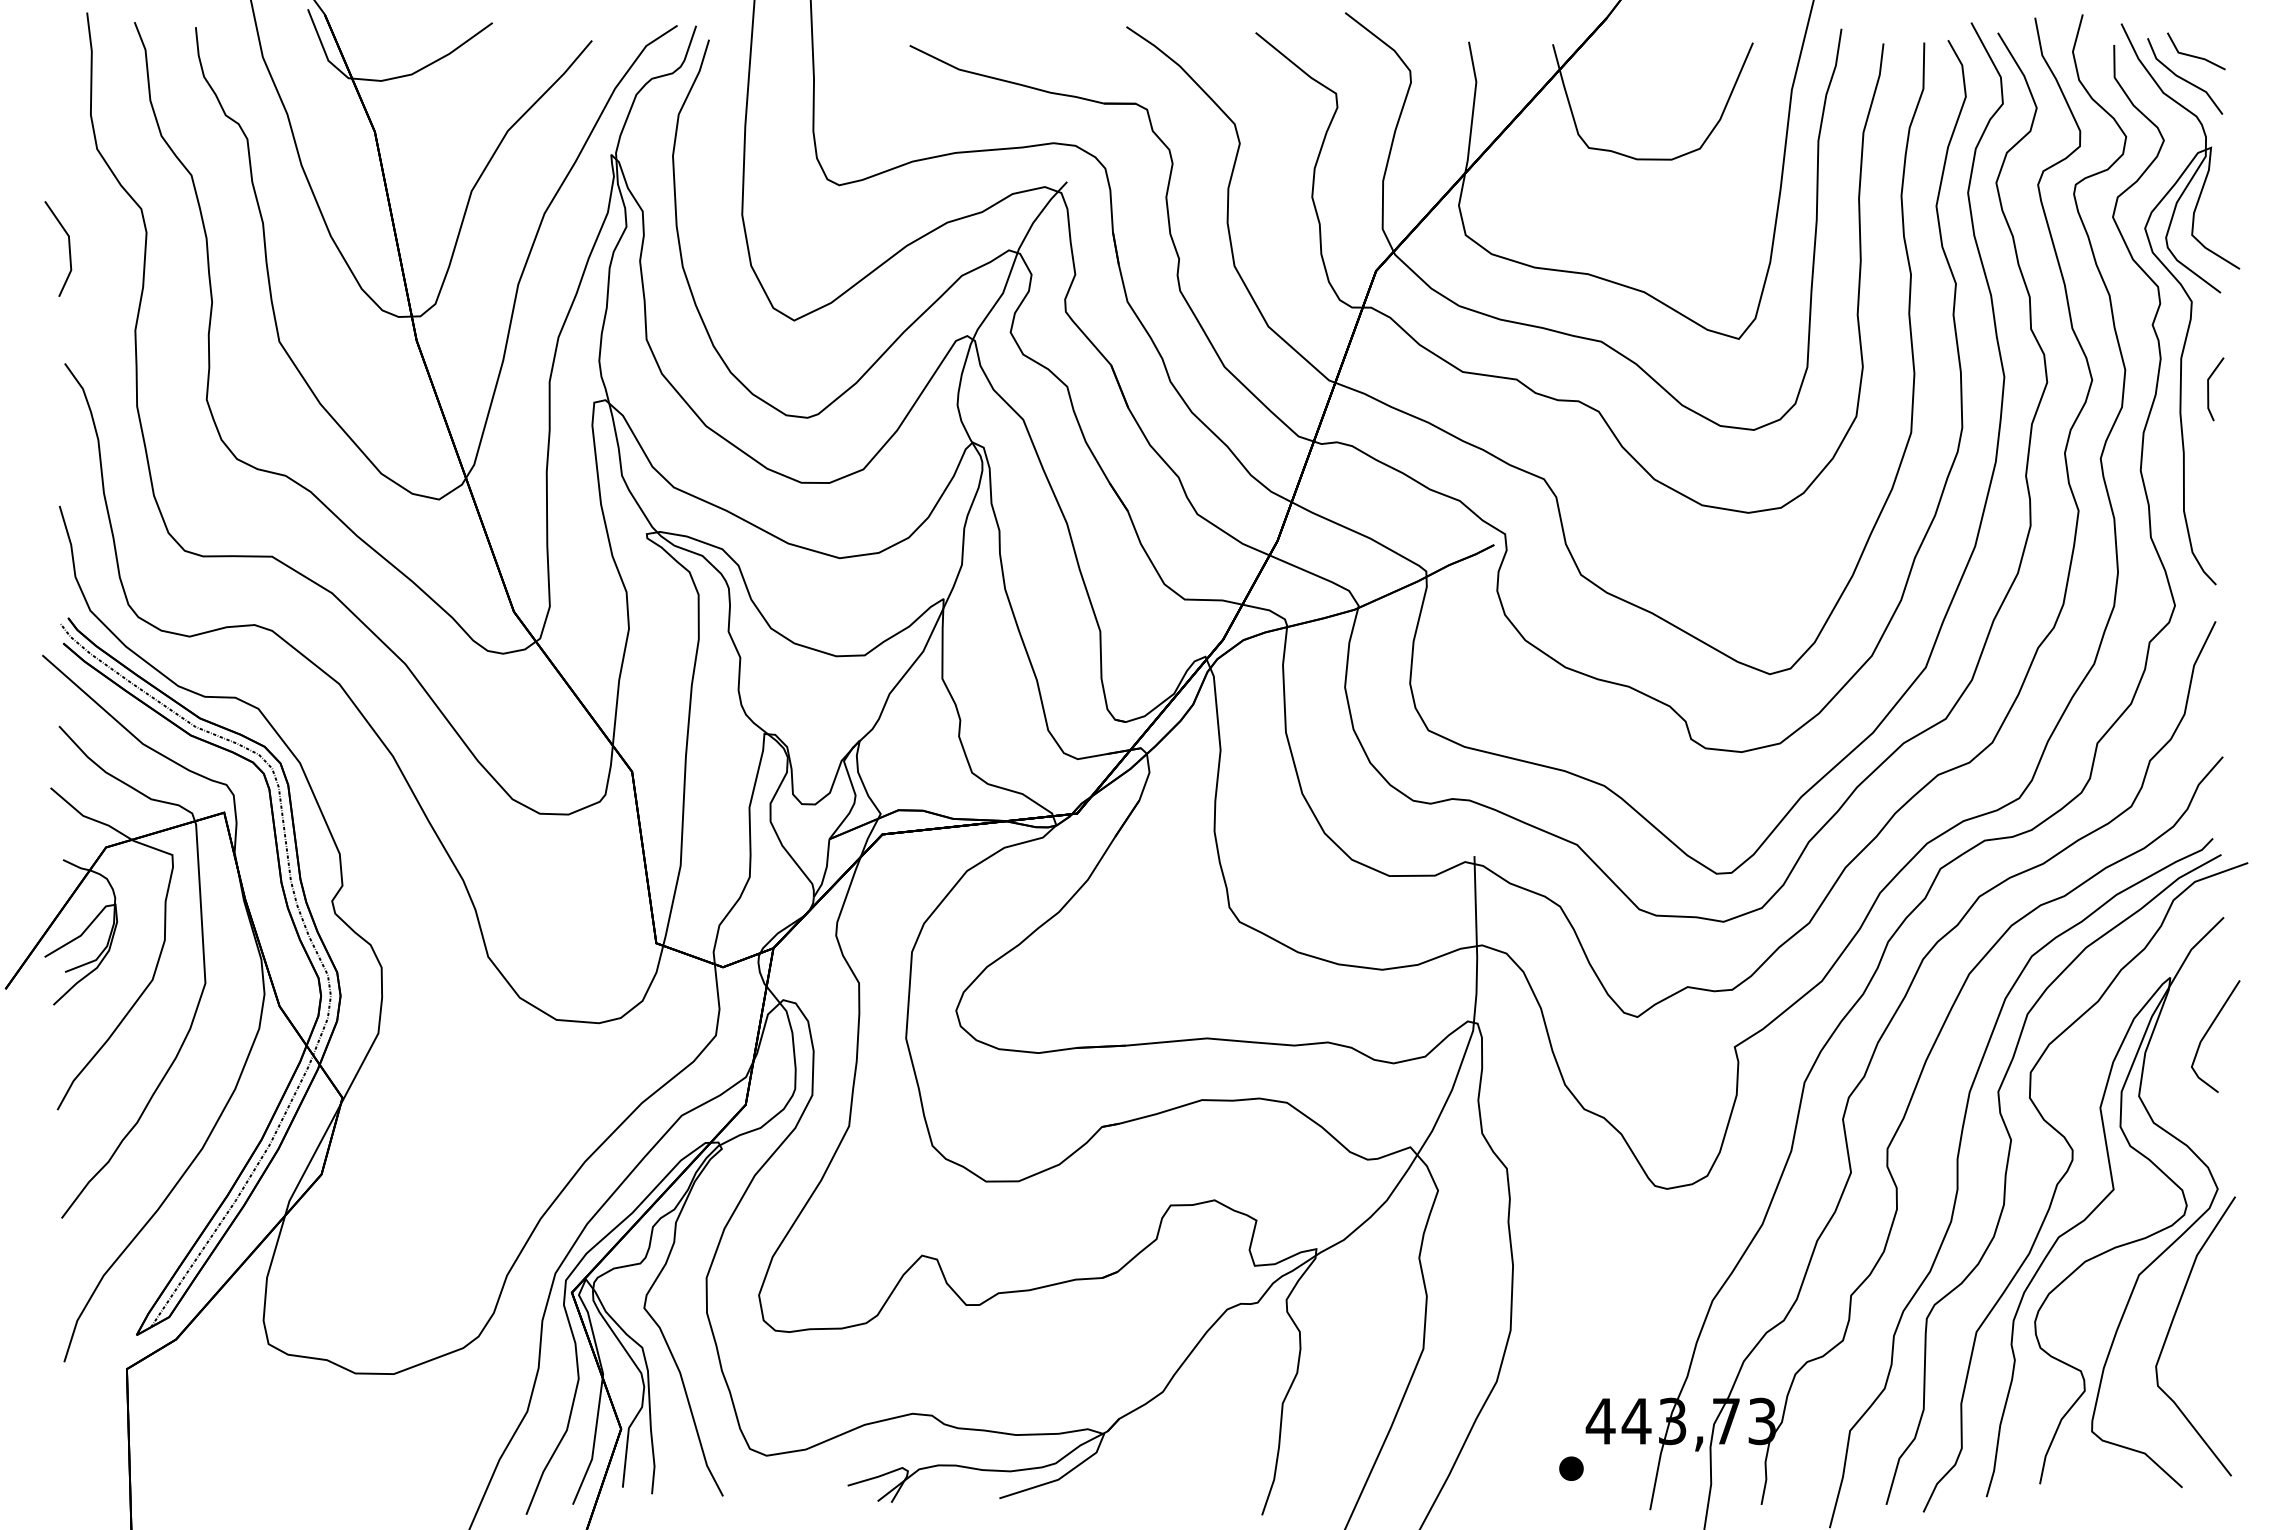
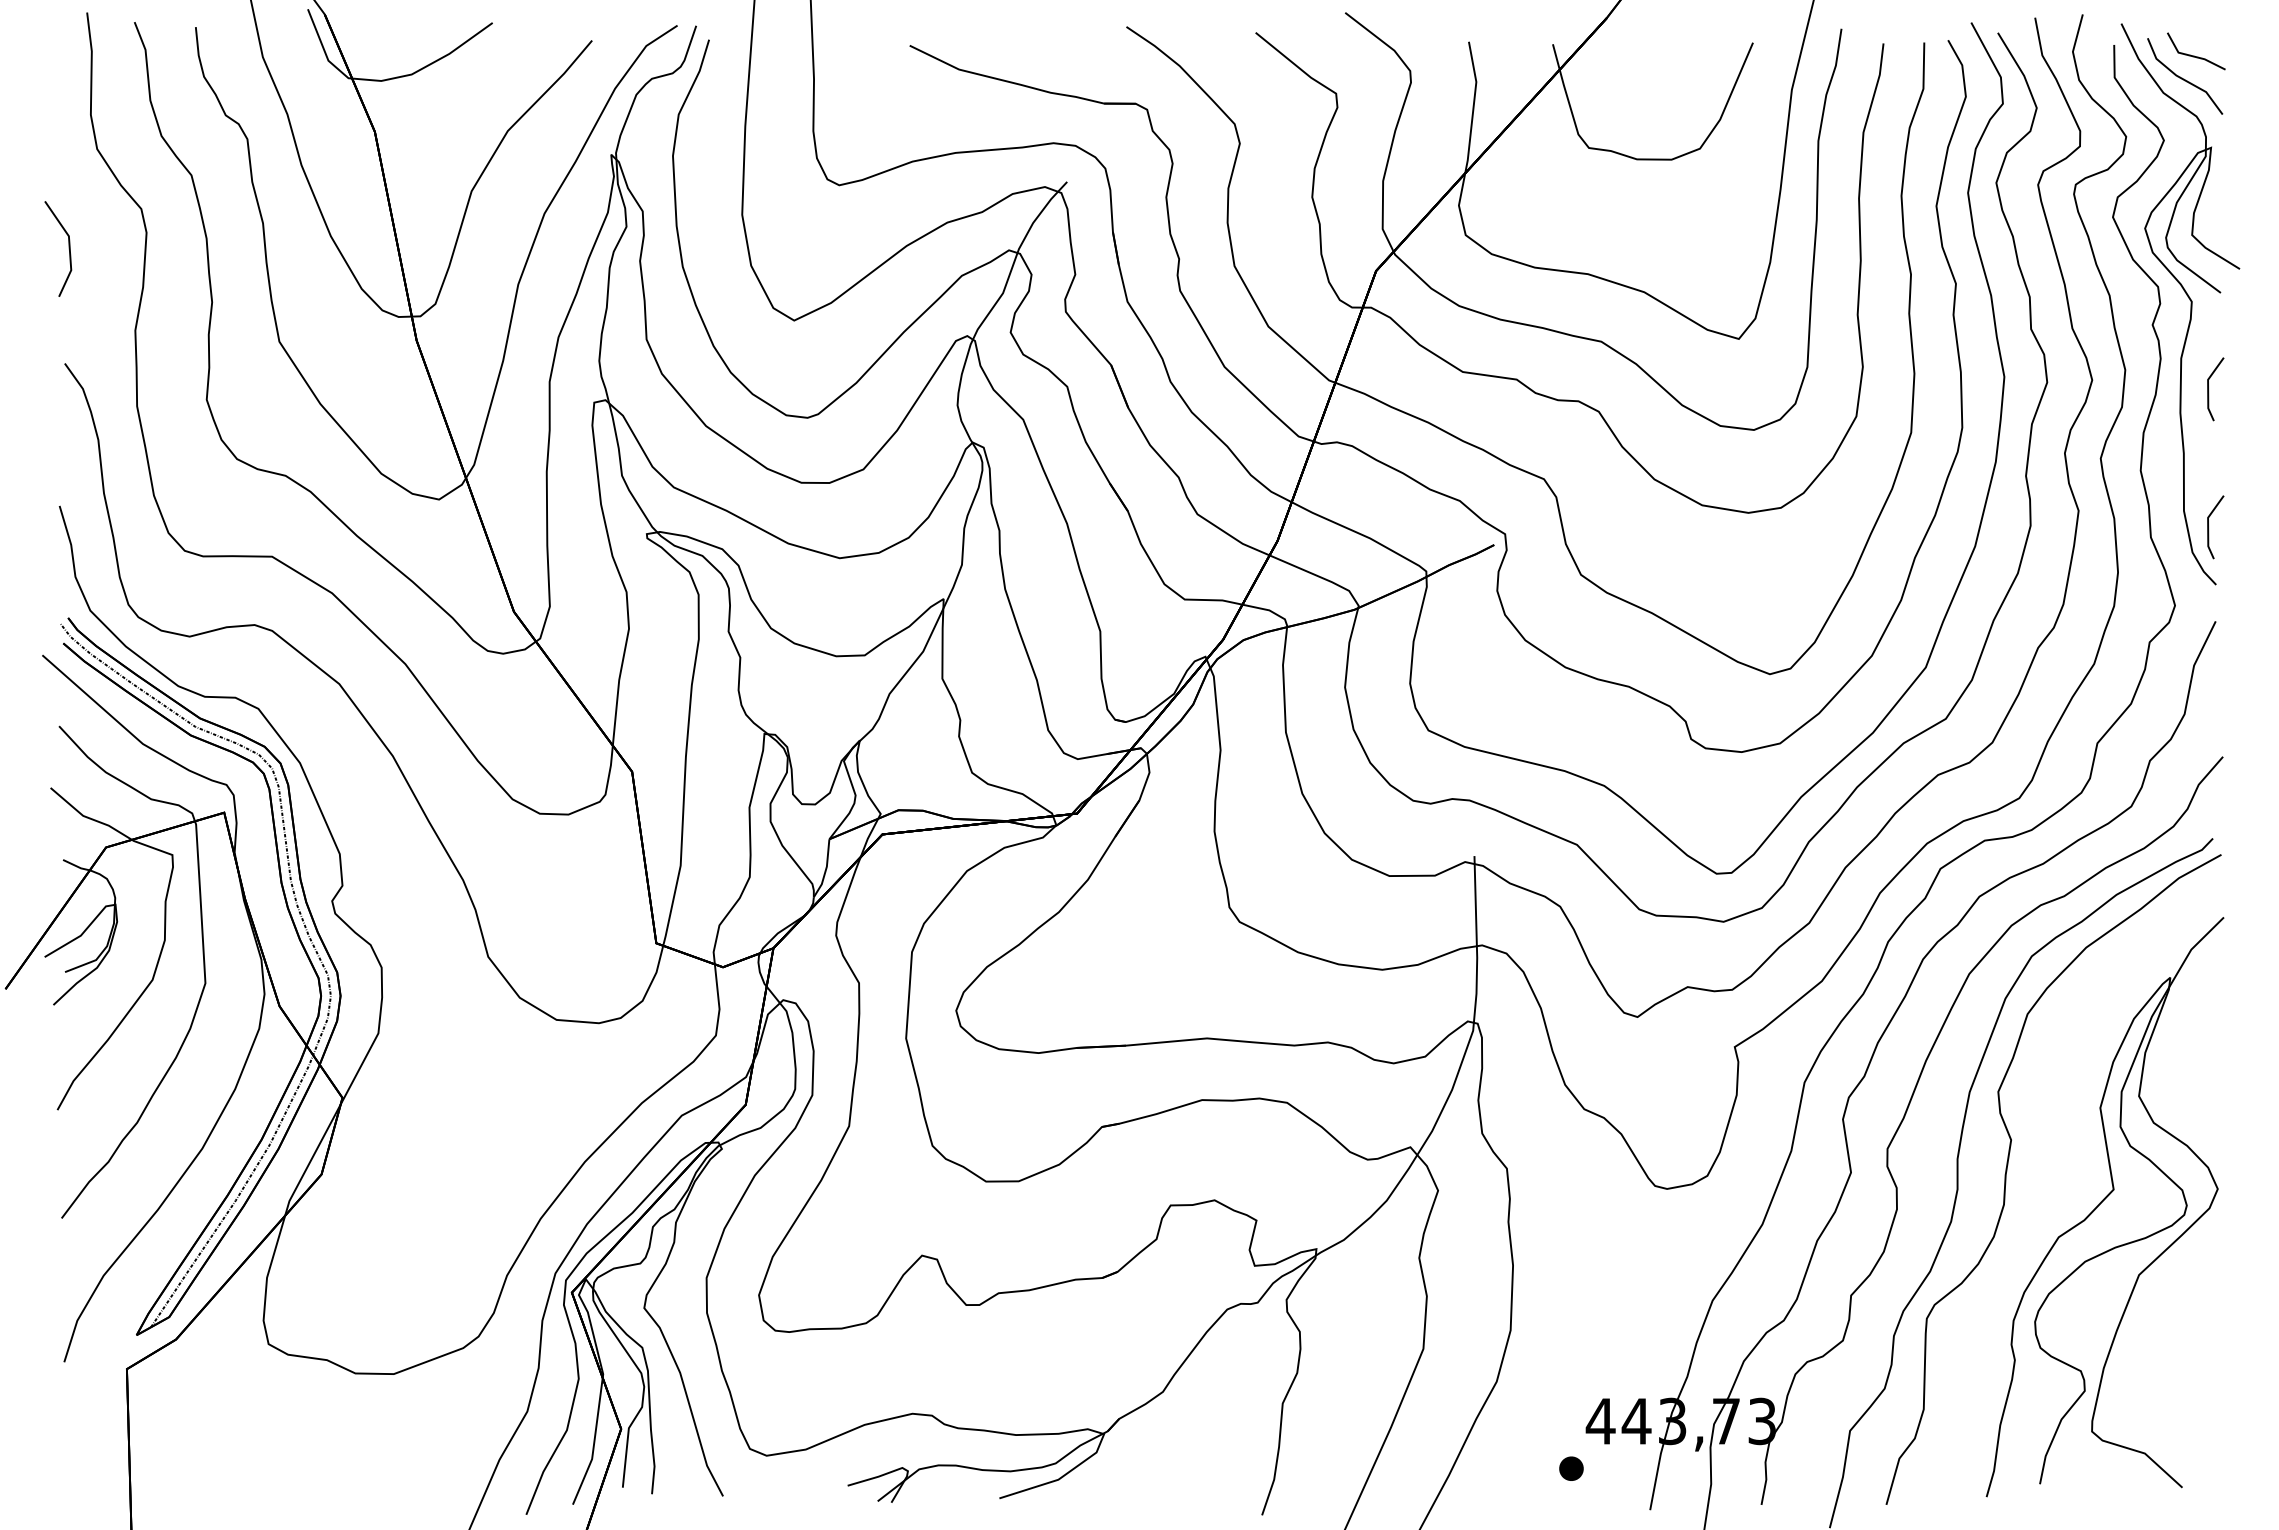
line: none -> present (2209, 528)
part: present -> none (2066, 1174)
